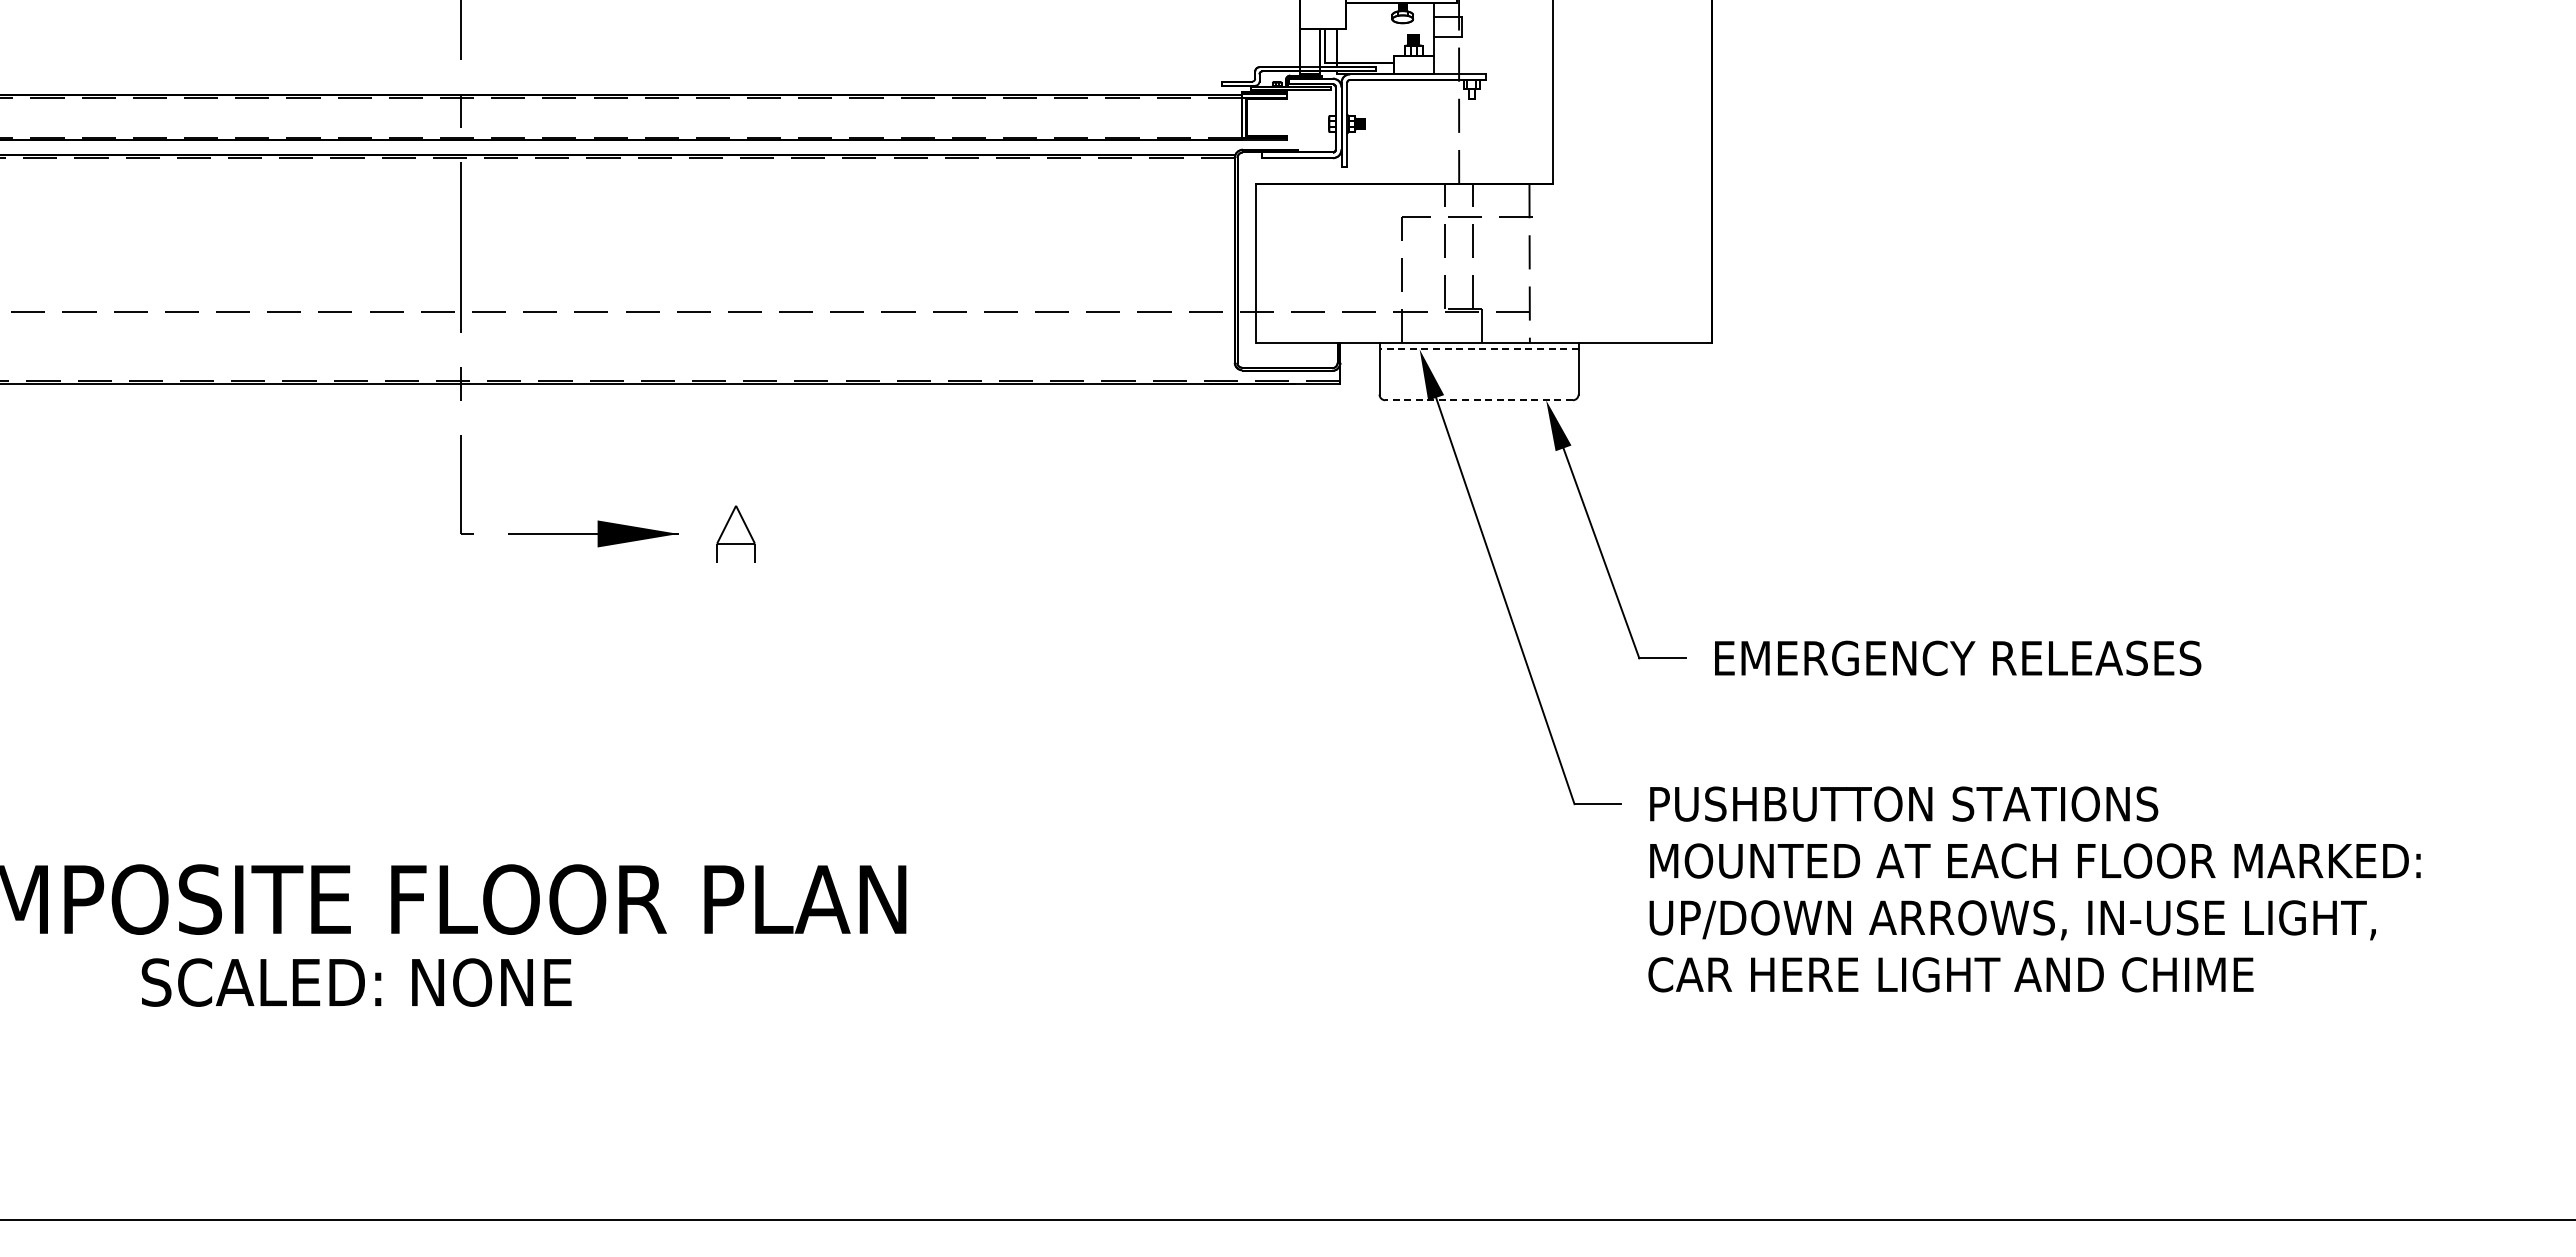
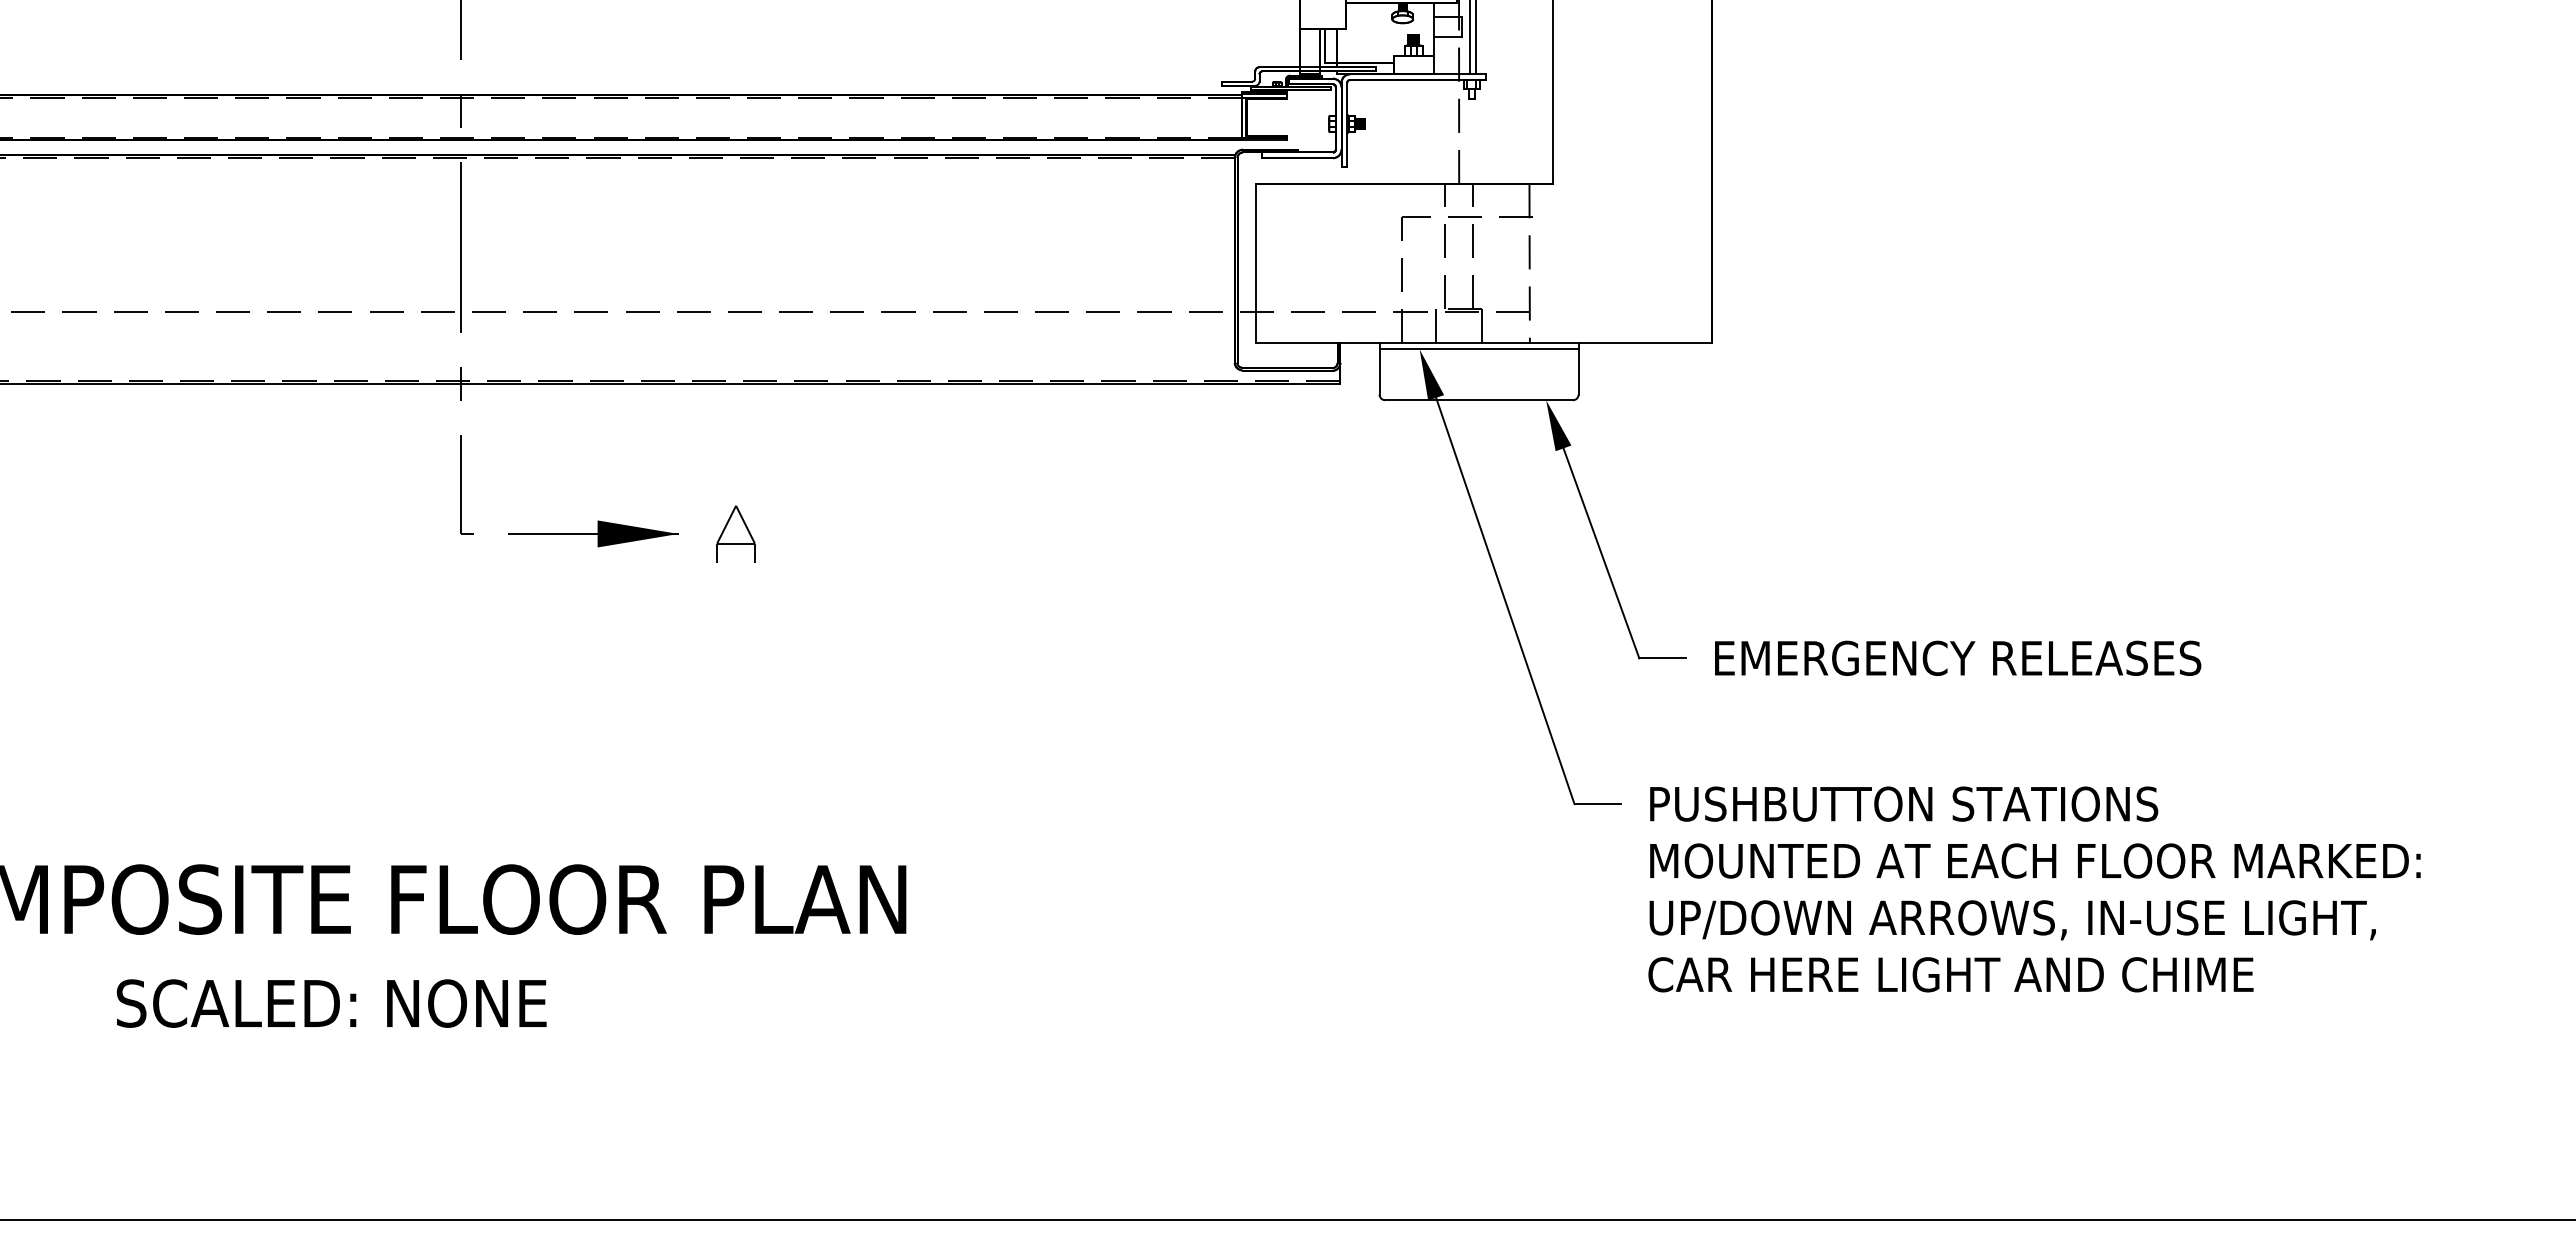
line: none -> present (1470, 38)
line: none -> present (1475, 38)
line: none -> present (1436, 326)
line: dashed -> solid (1479, 349)
line: dashed -> solid (1479, 400)
text position: (356, 982) -> (331, 1003) (331, 1003)
